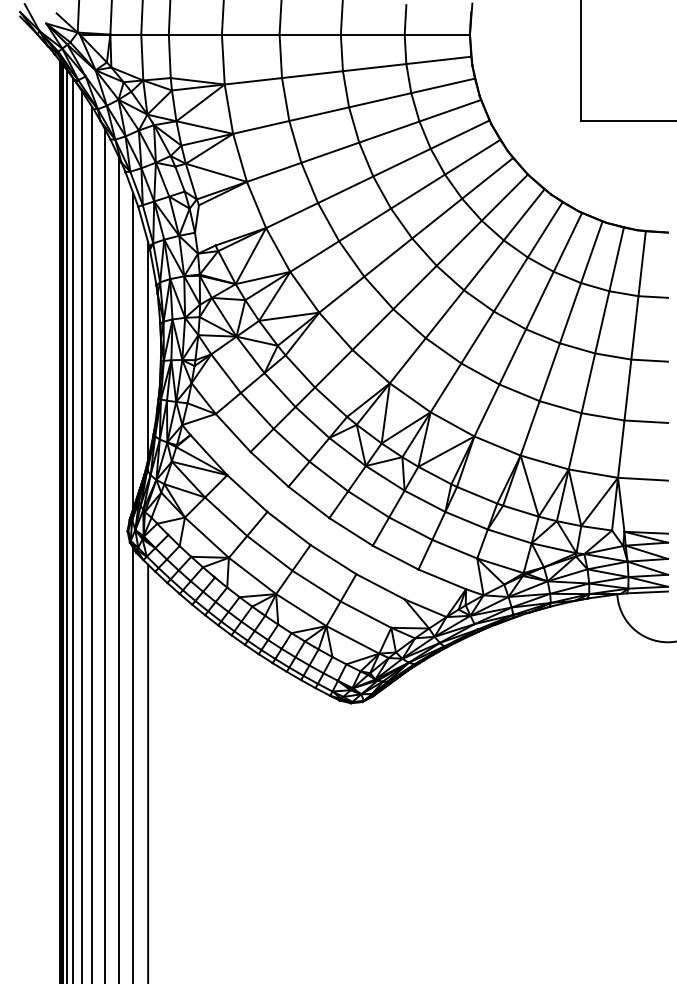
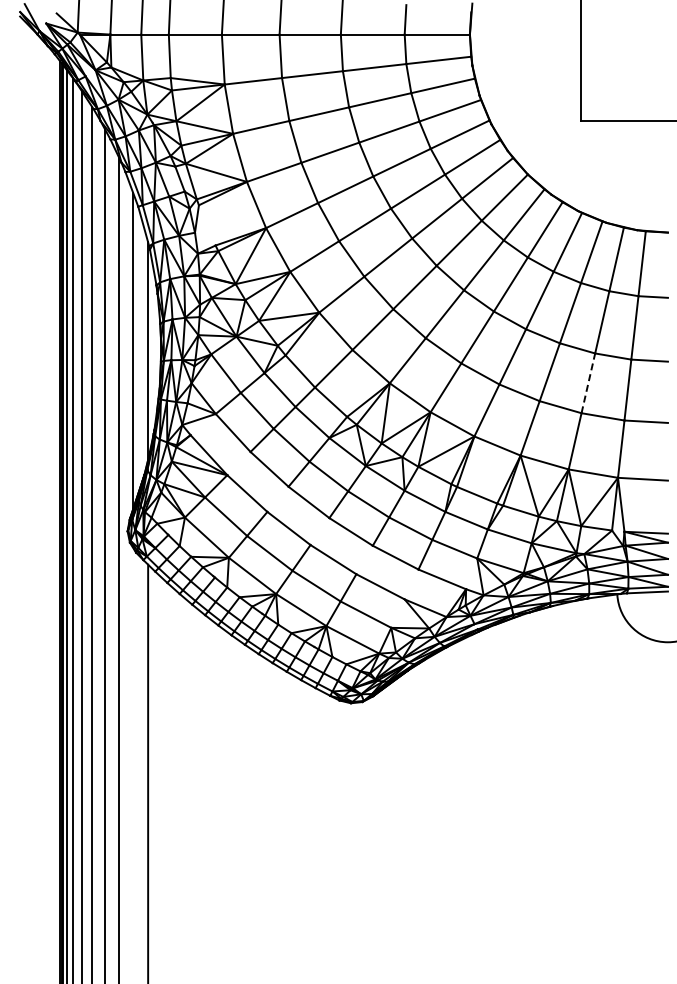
line: solid -> dashed (588, 383)
line: present -> none (133, 763)
